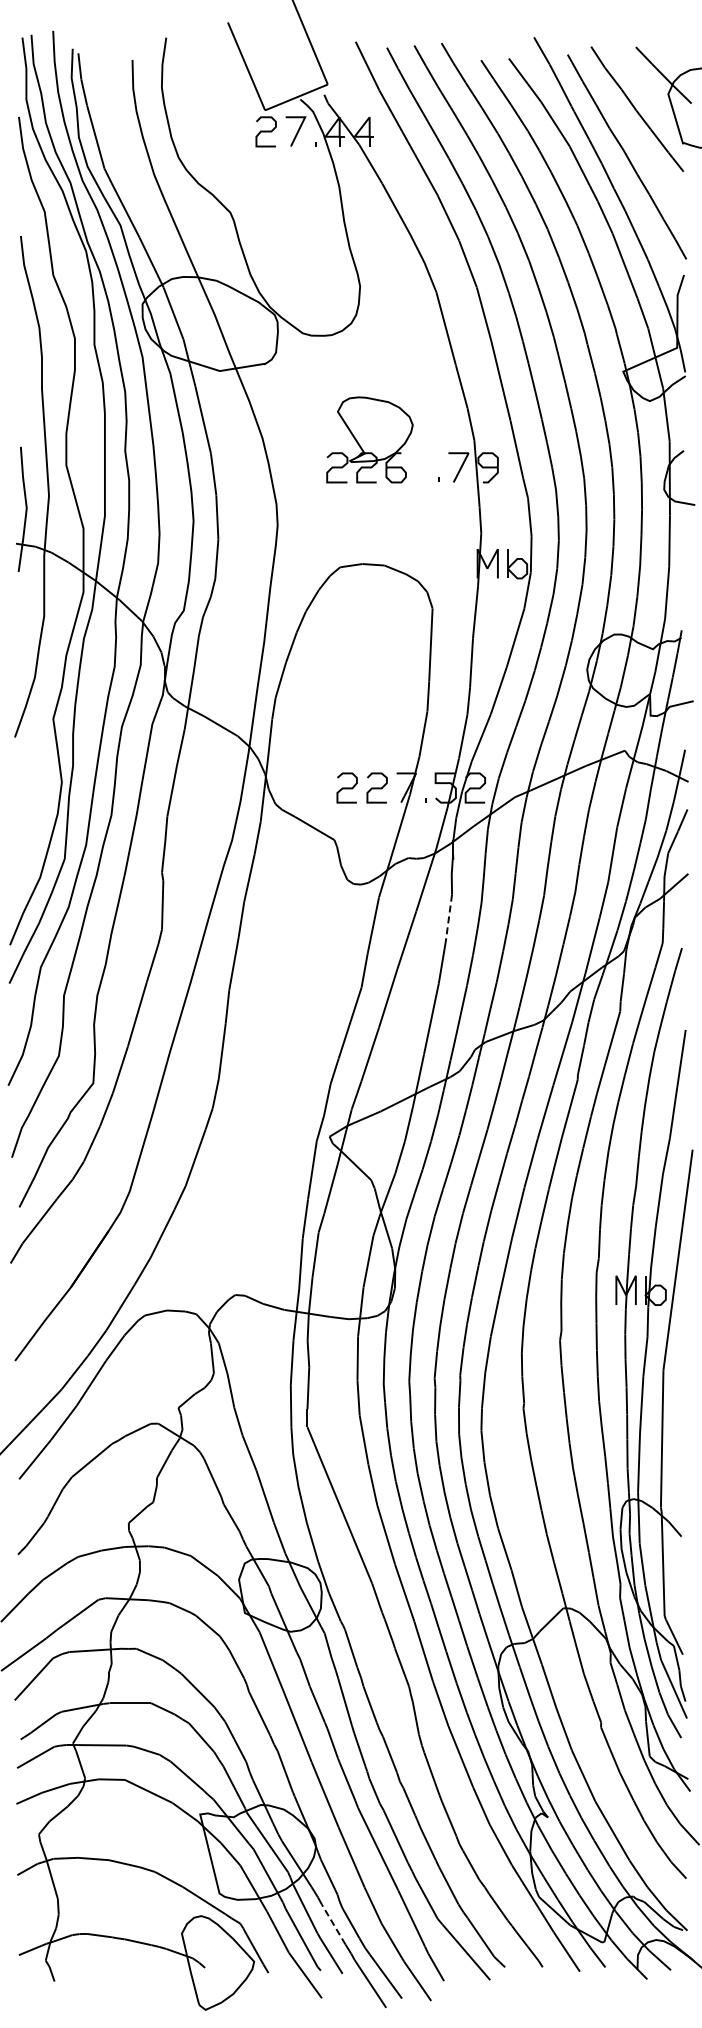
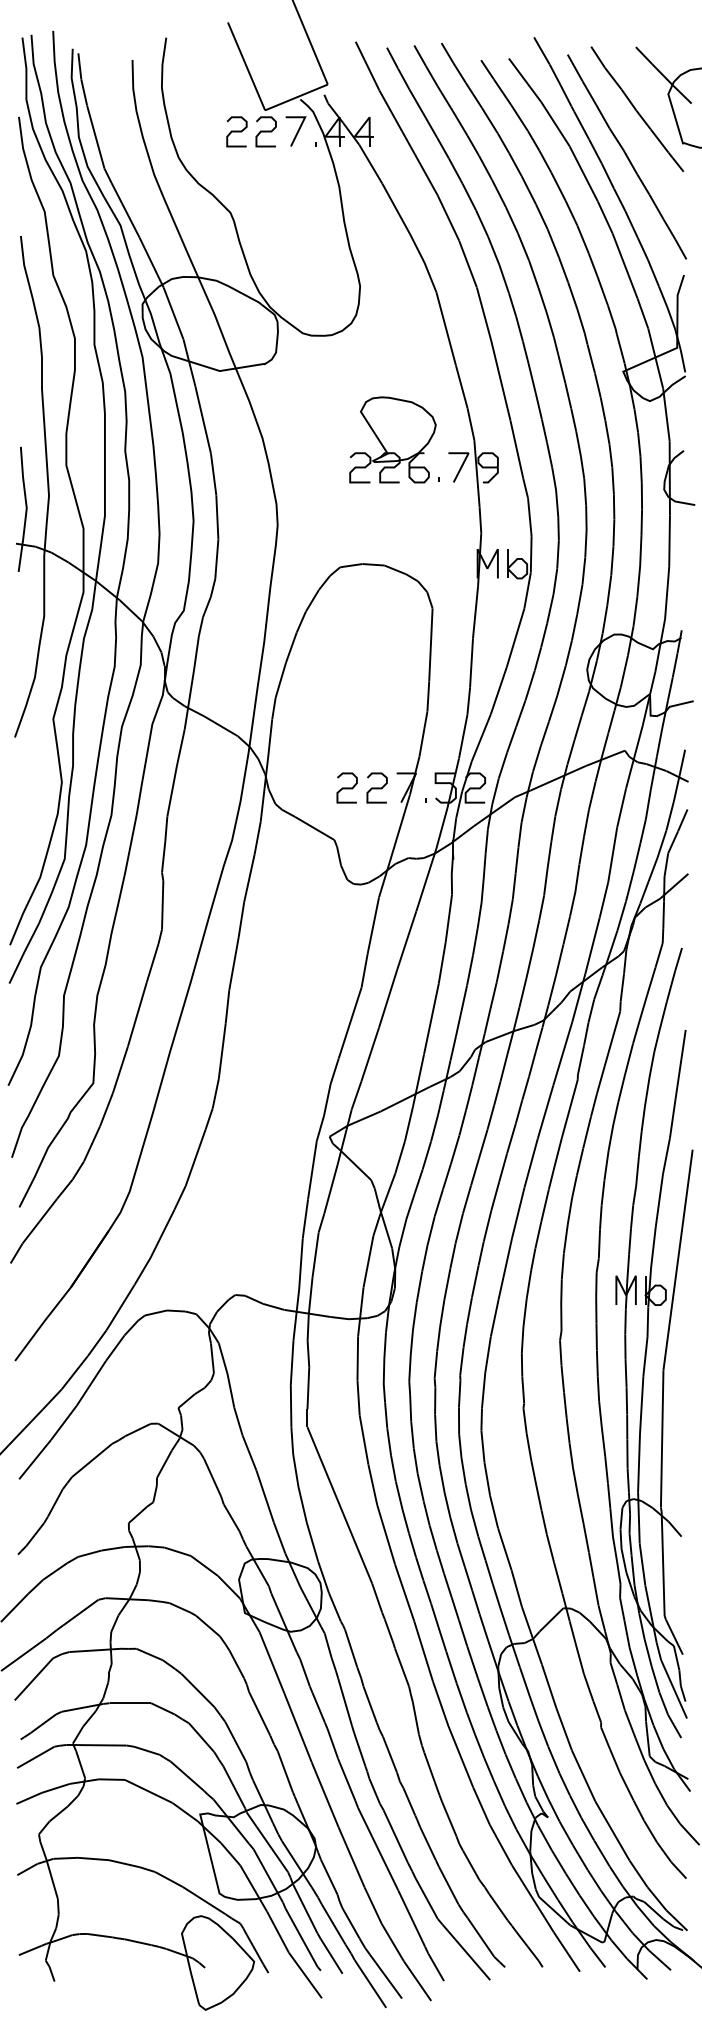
curve: none -> present (236, 131)
part position: (369, 439) -> (392, 439) (392, 439)
line: dashed -> solid (448, 918)
line: dashed -> solid (333, 1923)
